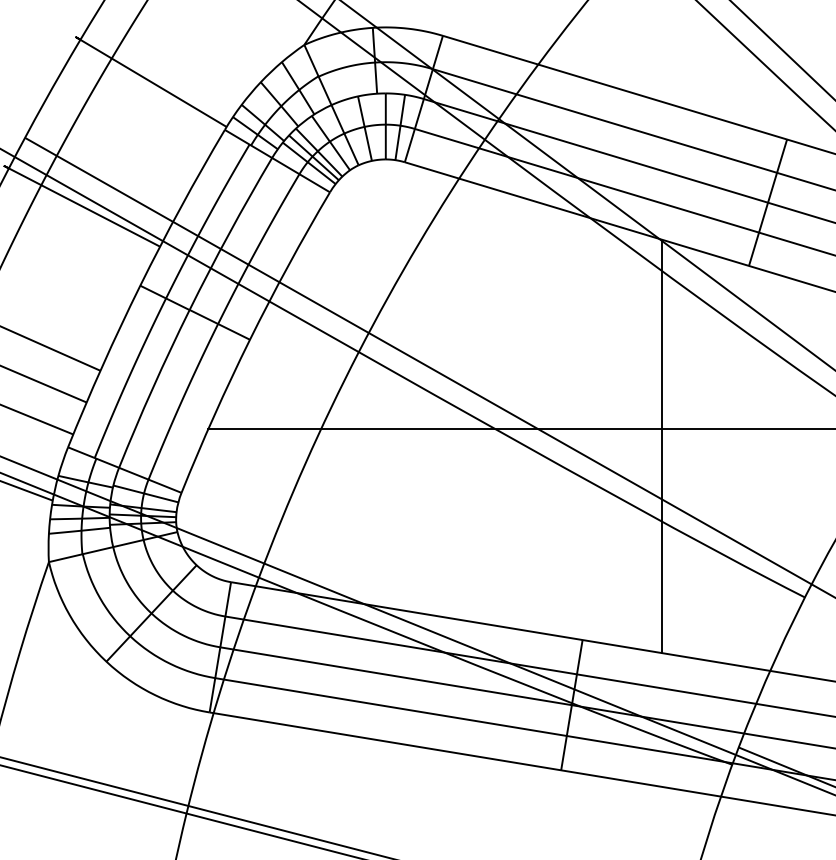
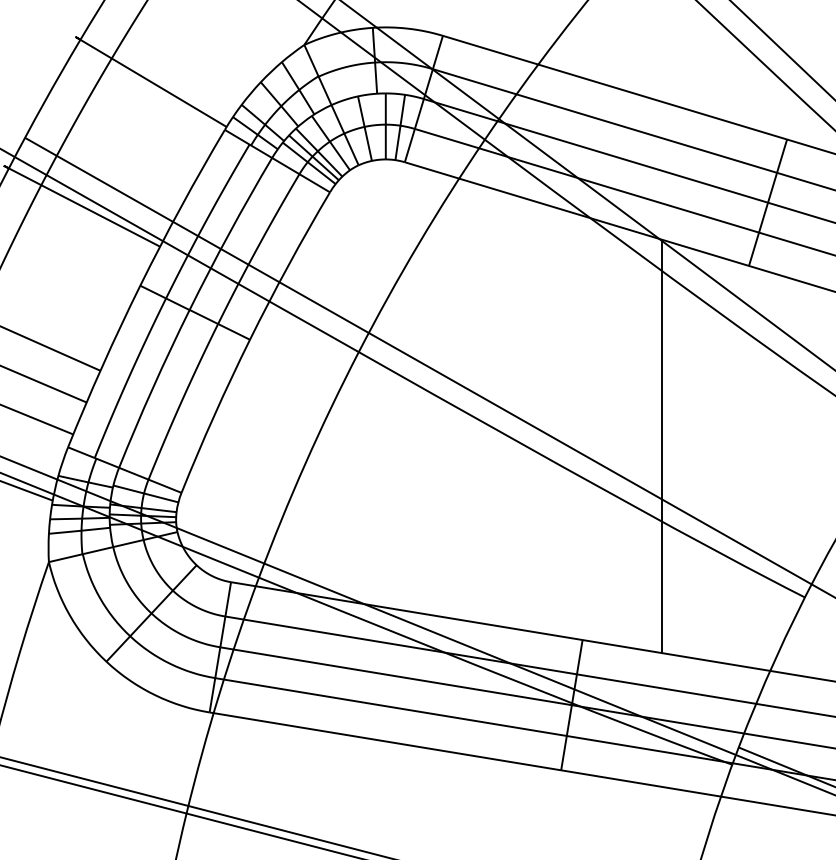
line: present -> none (520, 429)
